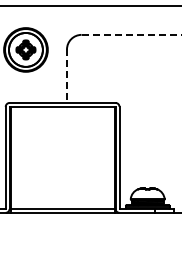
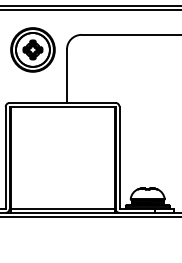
line: none -> present (90, 9)
line: dashed -> solid (131, 34)
part position: (25, 49) -> (32, 49) (32, 49)
line: dashed -> solid (67, 76)
line: none -> present (90, 216)
